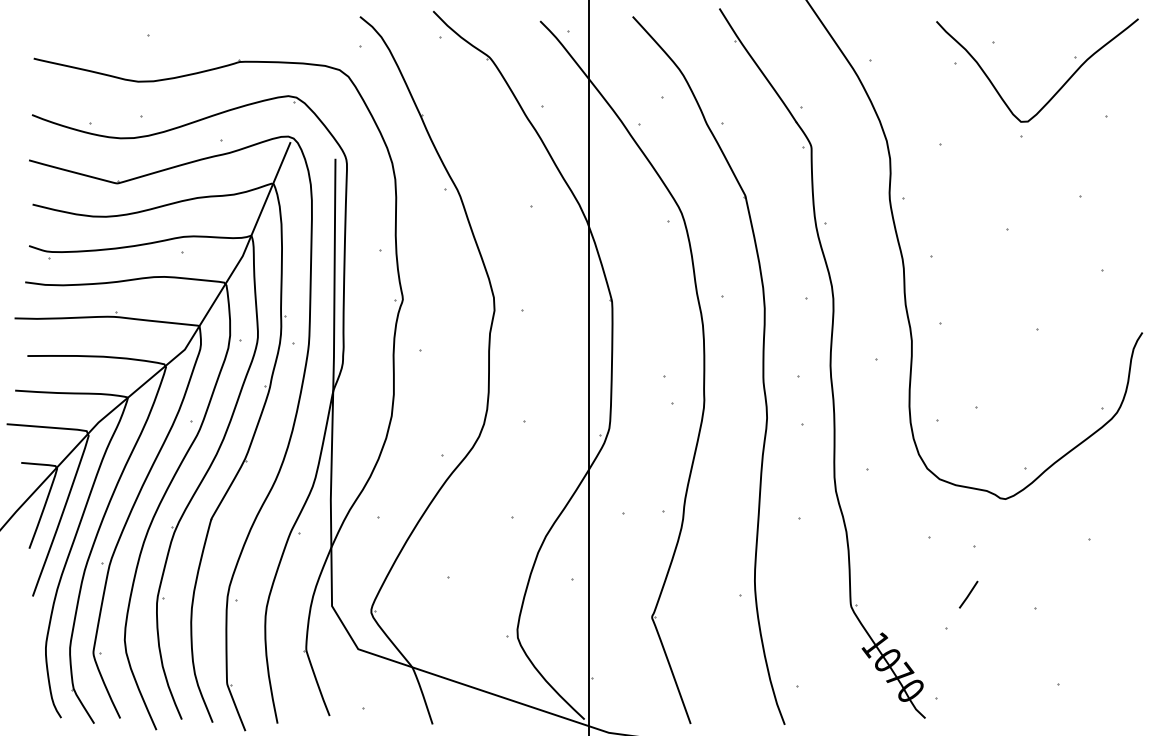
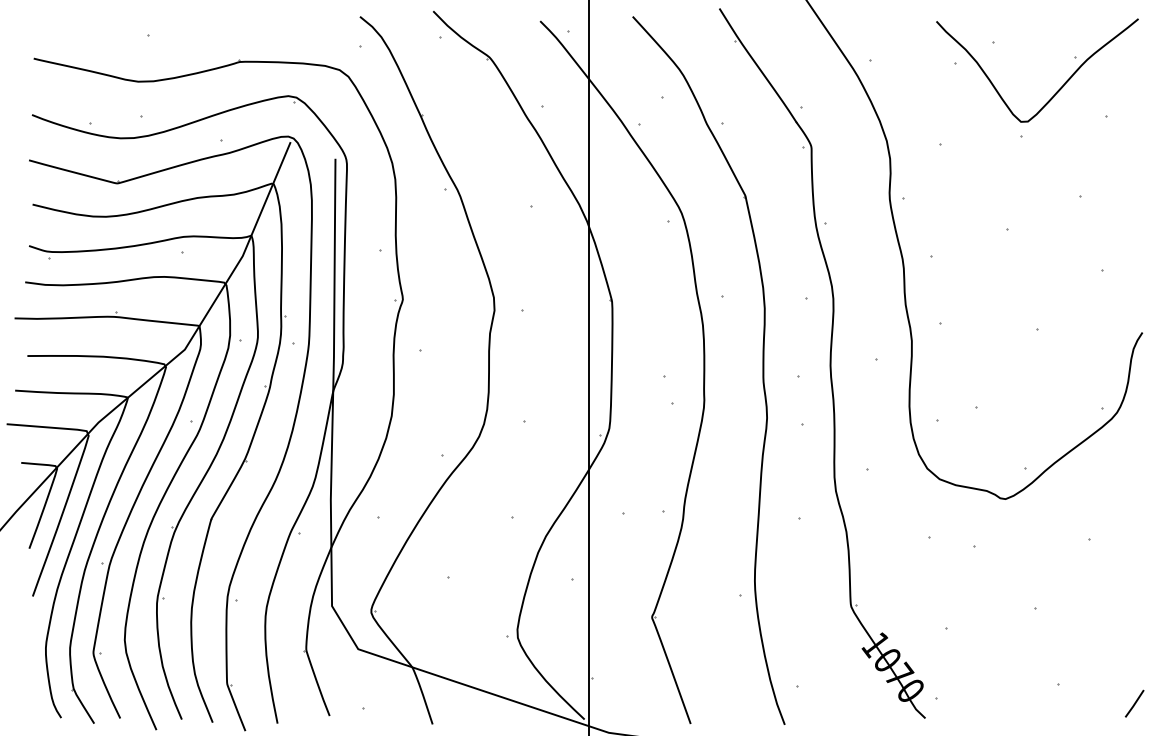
line position: (968, 594) -> (1134, 703) (1134, 703)
